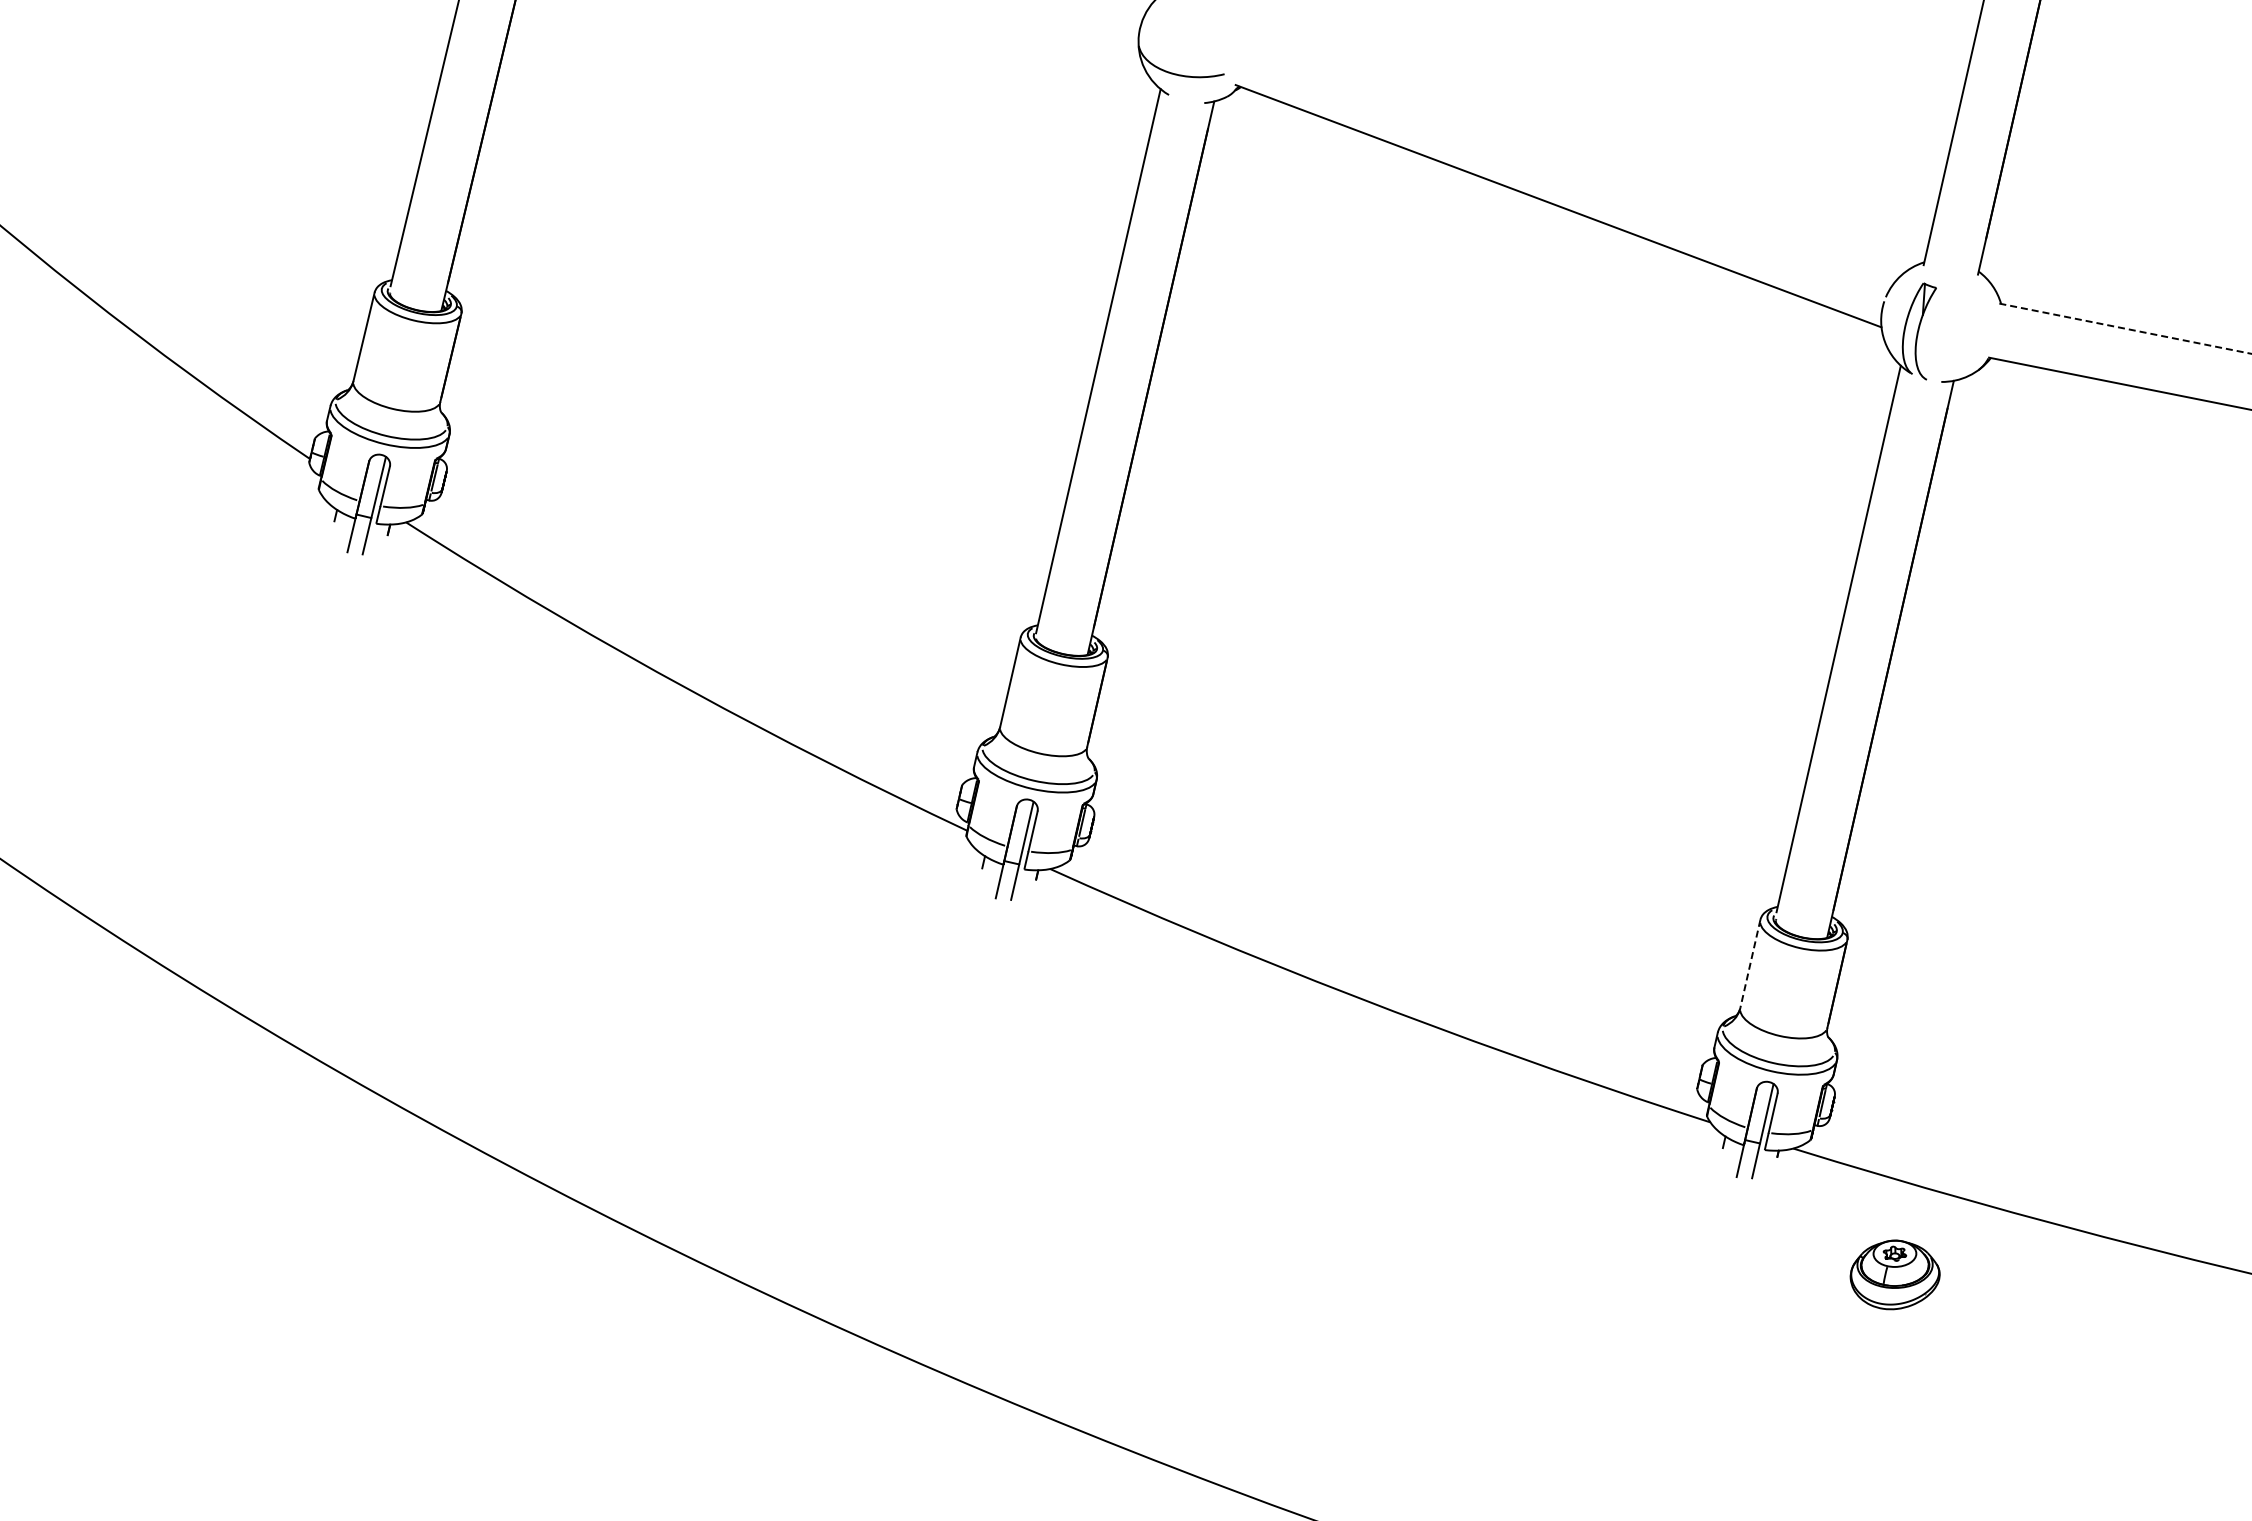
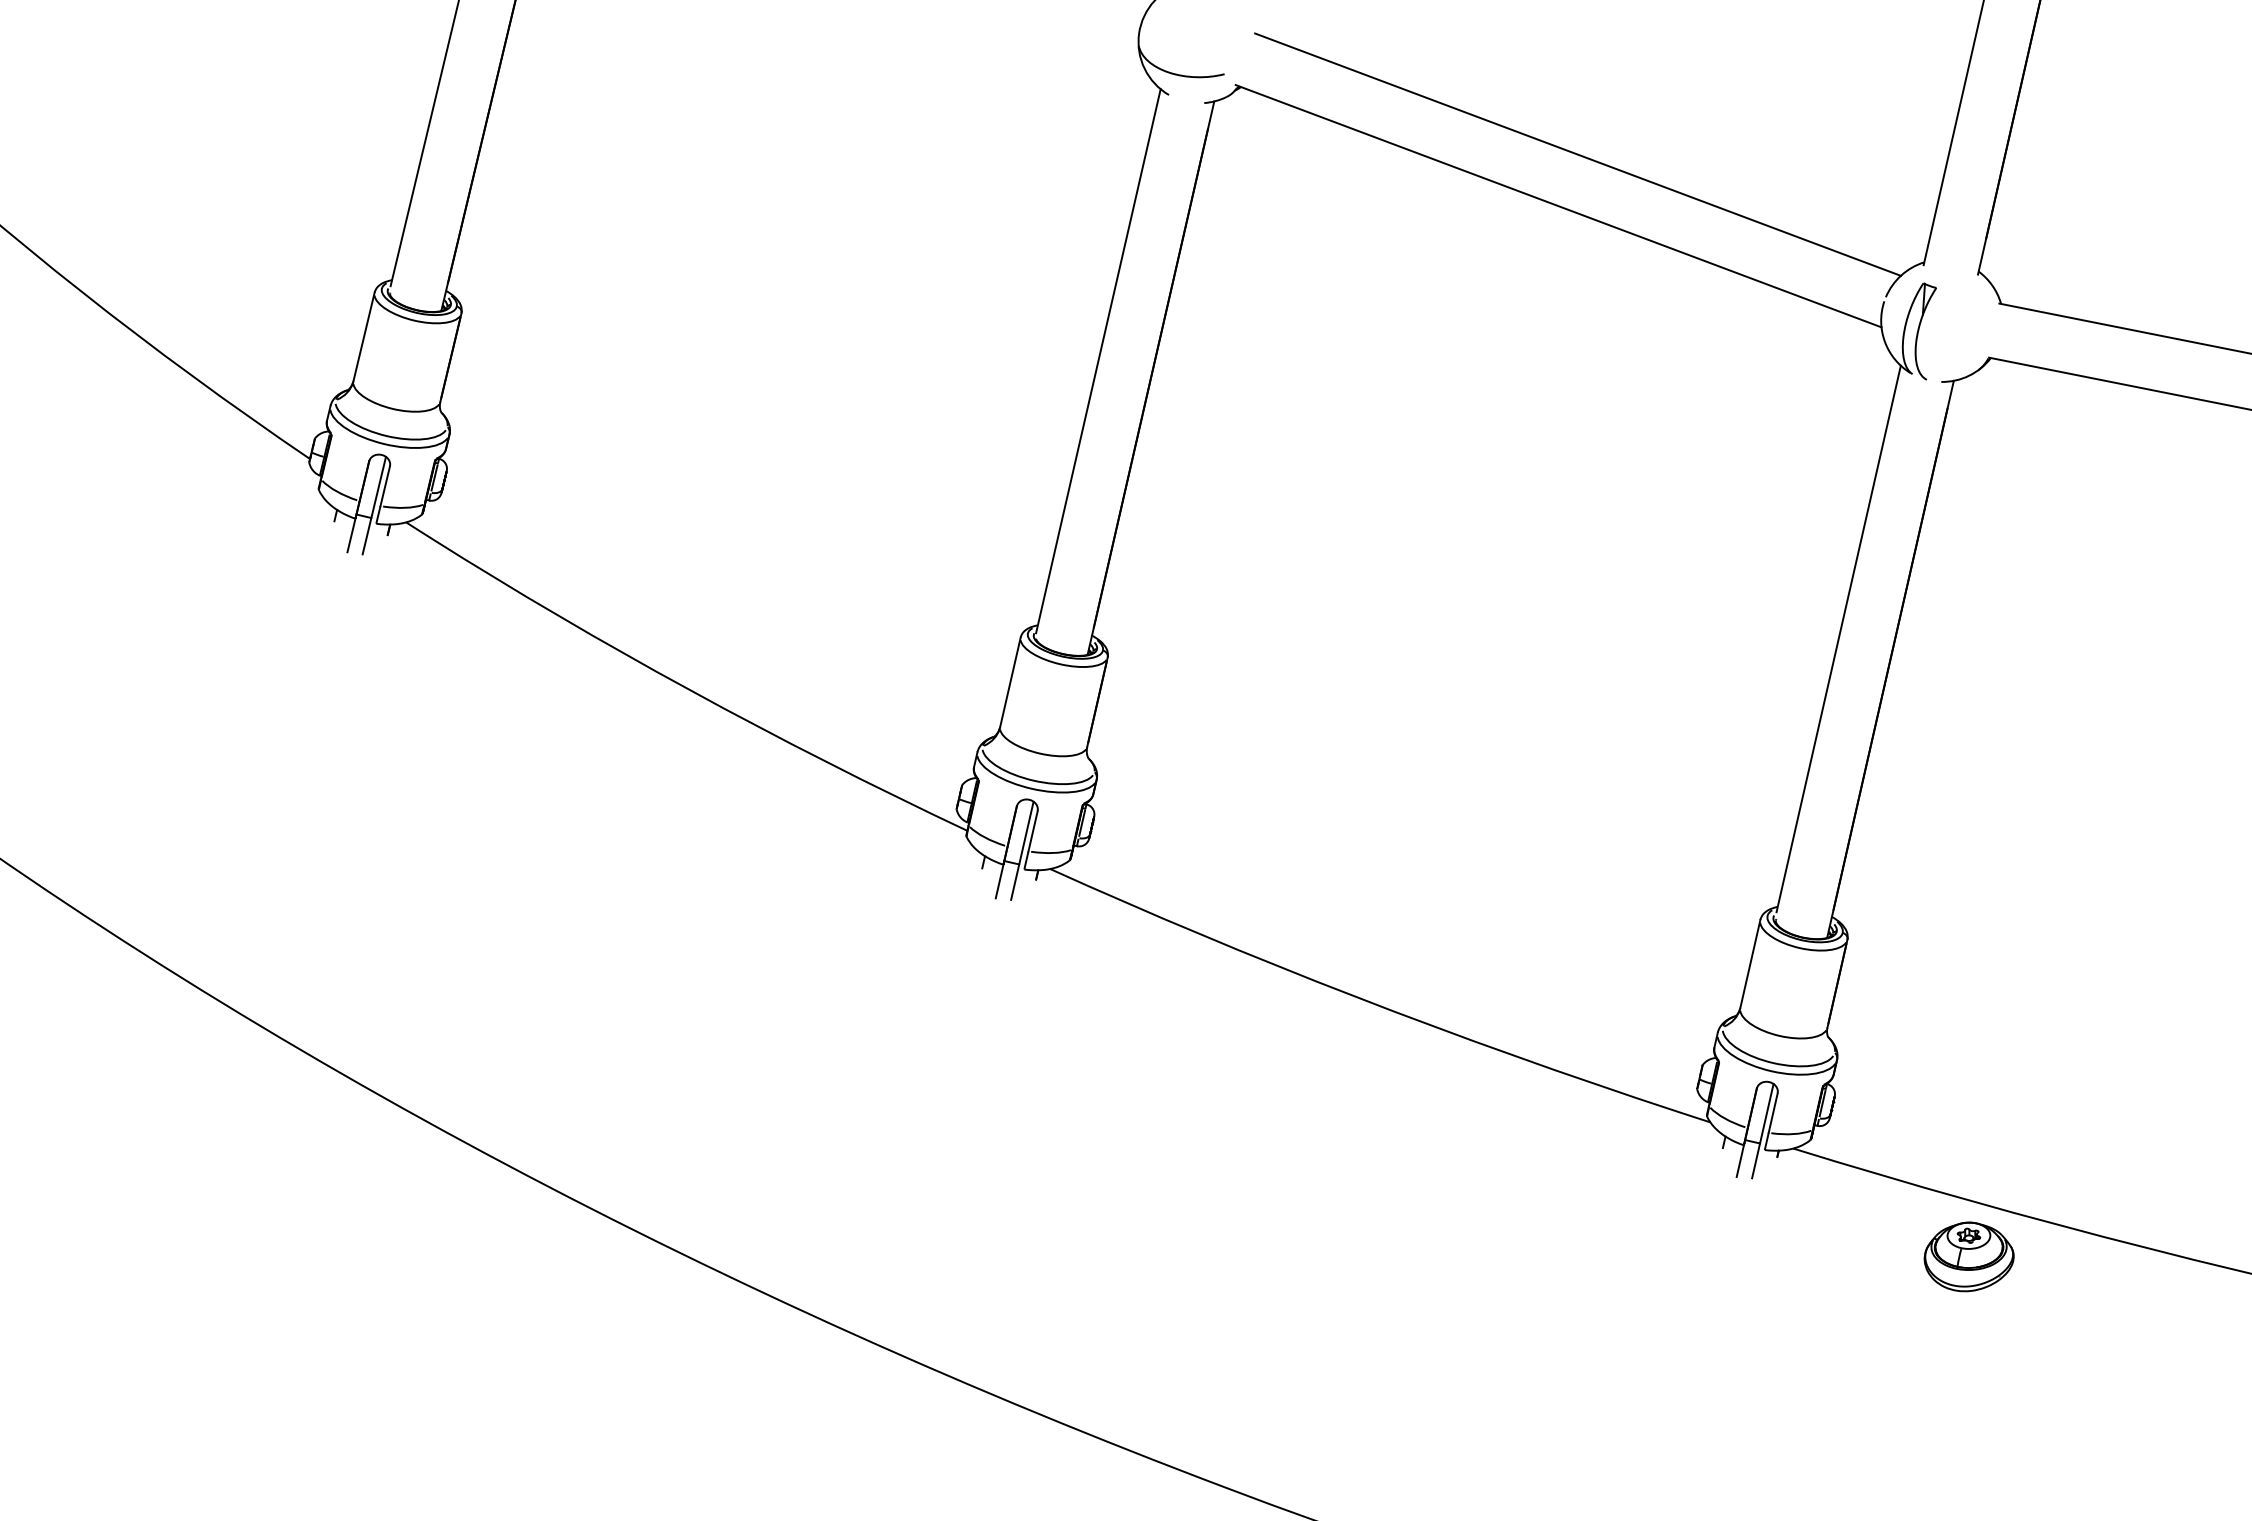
line: none -> present (1577, 154)
line: dashed -> solid (2125, 328)
line: dashed -> solid (1750, 964)
part position: (1894, 1274) -> (1968, 1256) (1968, 1256)
